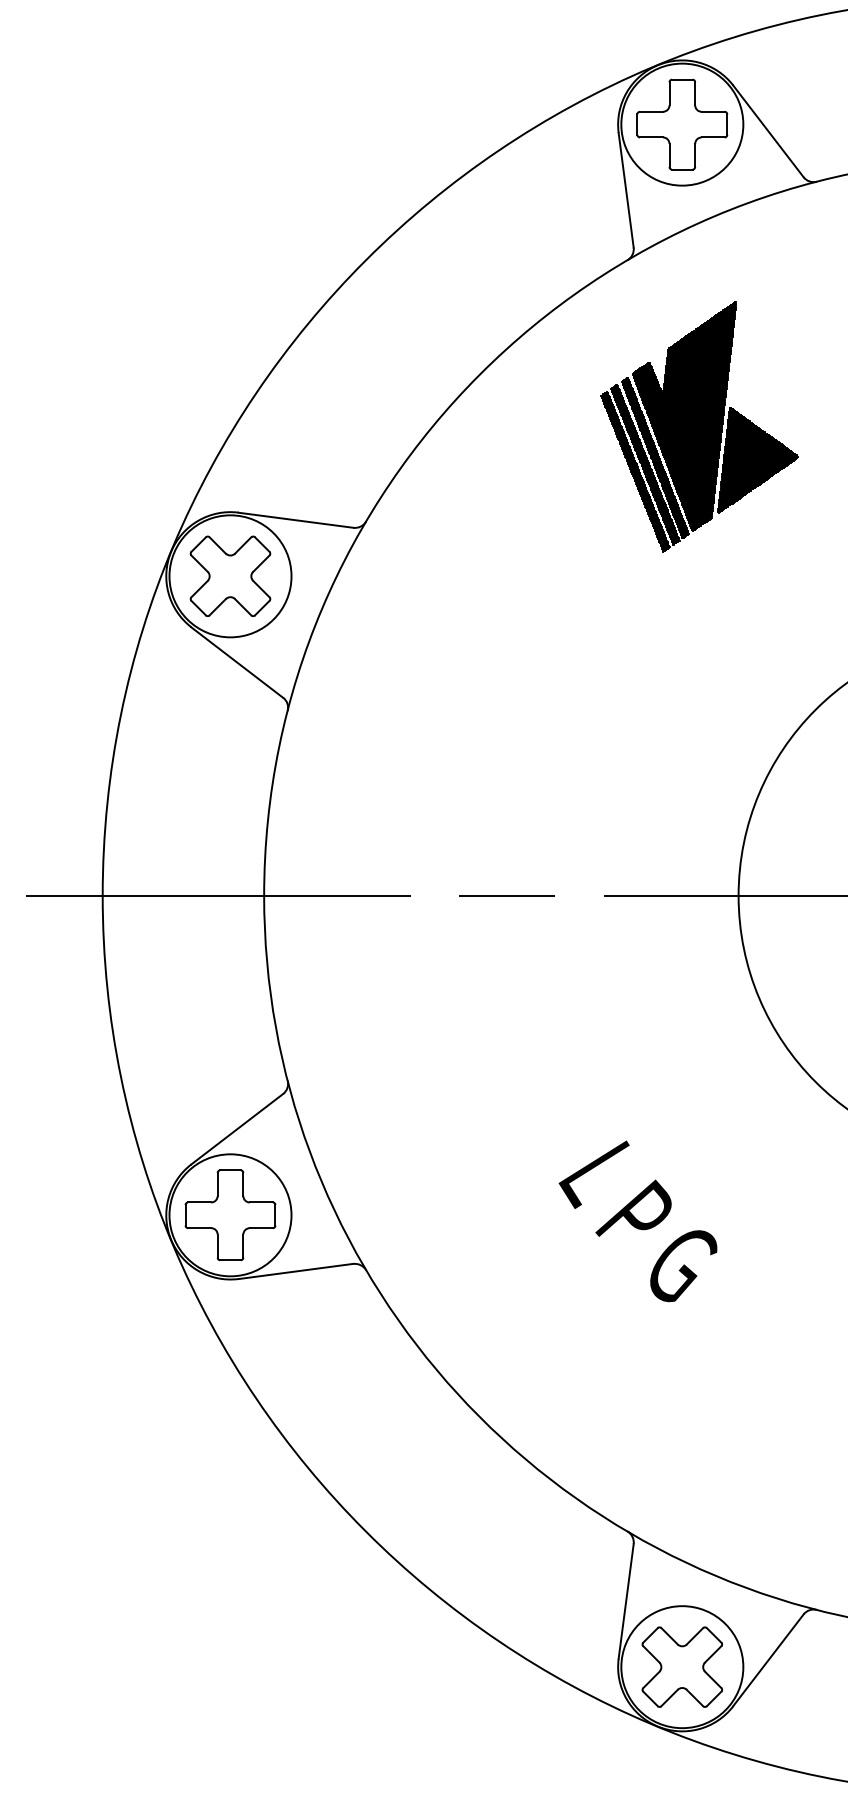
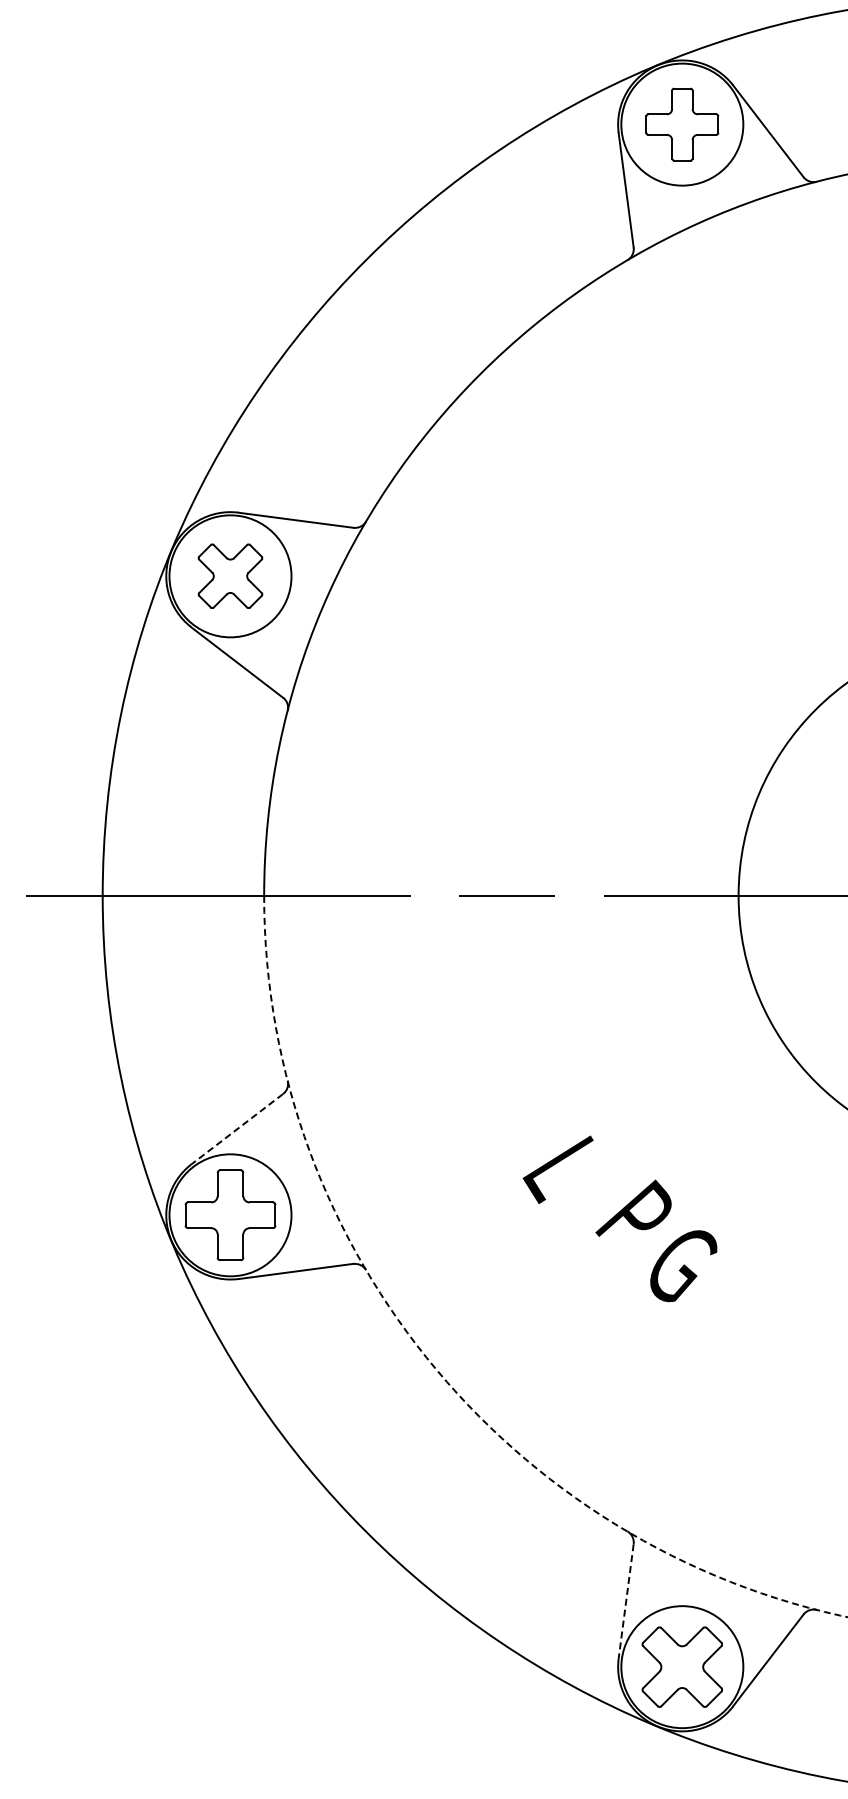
part size: 93x93 px -> 75x75 px (682, 124)
part: present -> none (699, 426)
part size: 83x82 px -> 67x66 px (230, 575)
line: solid -> dashed (237, 1129)
text position: (593, 1174) -> (557, 1169) (557, 1169)
arc: solid -> dashed (428, 1359)
line: solid -> dashed (626, 1601)
